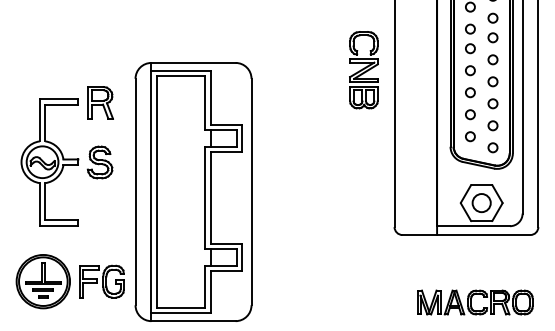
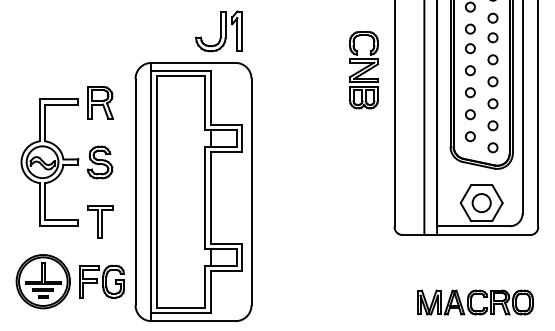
part: none -> present (218, 31)
line: none -> present (424, 118)
part: none -> present (100, 221)
